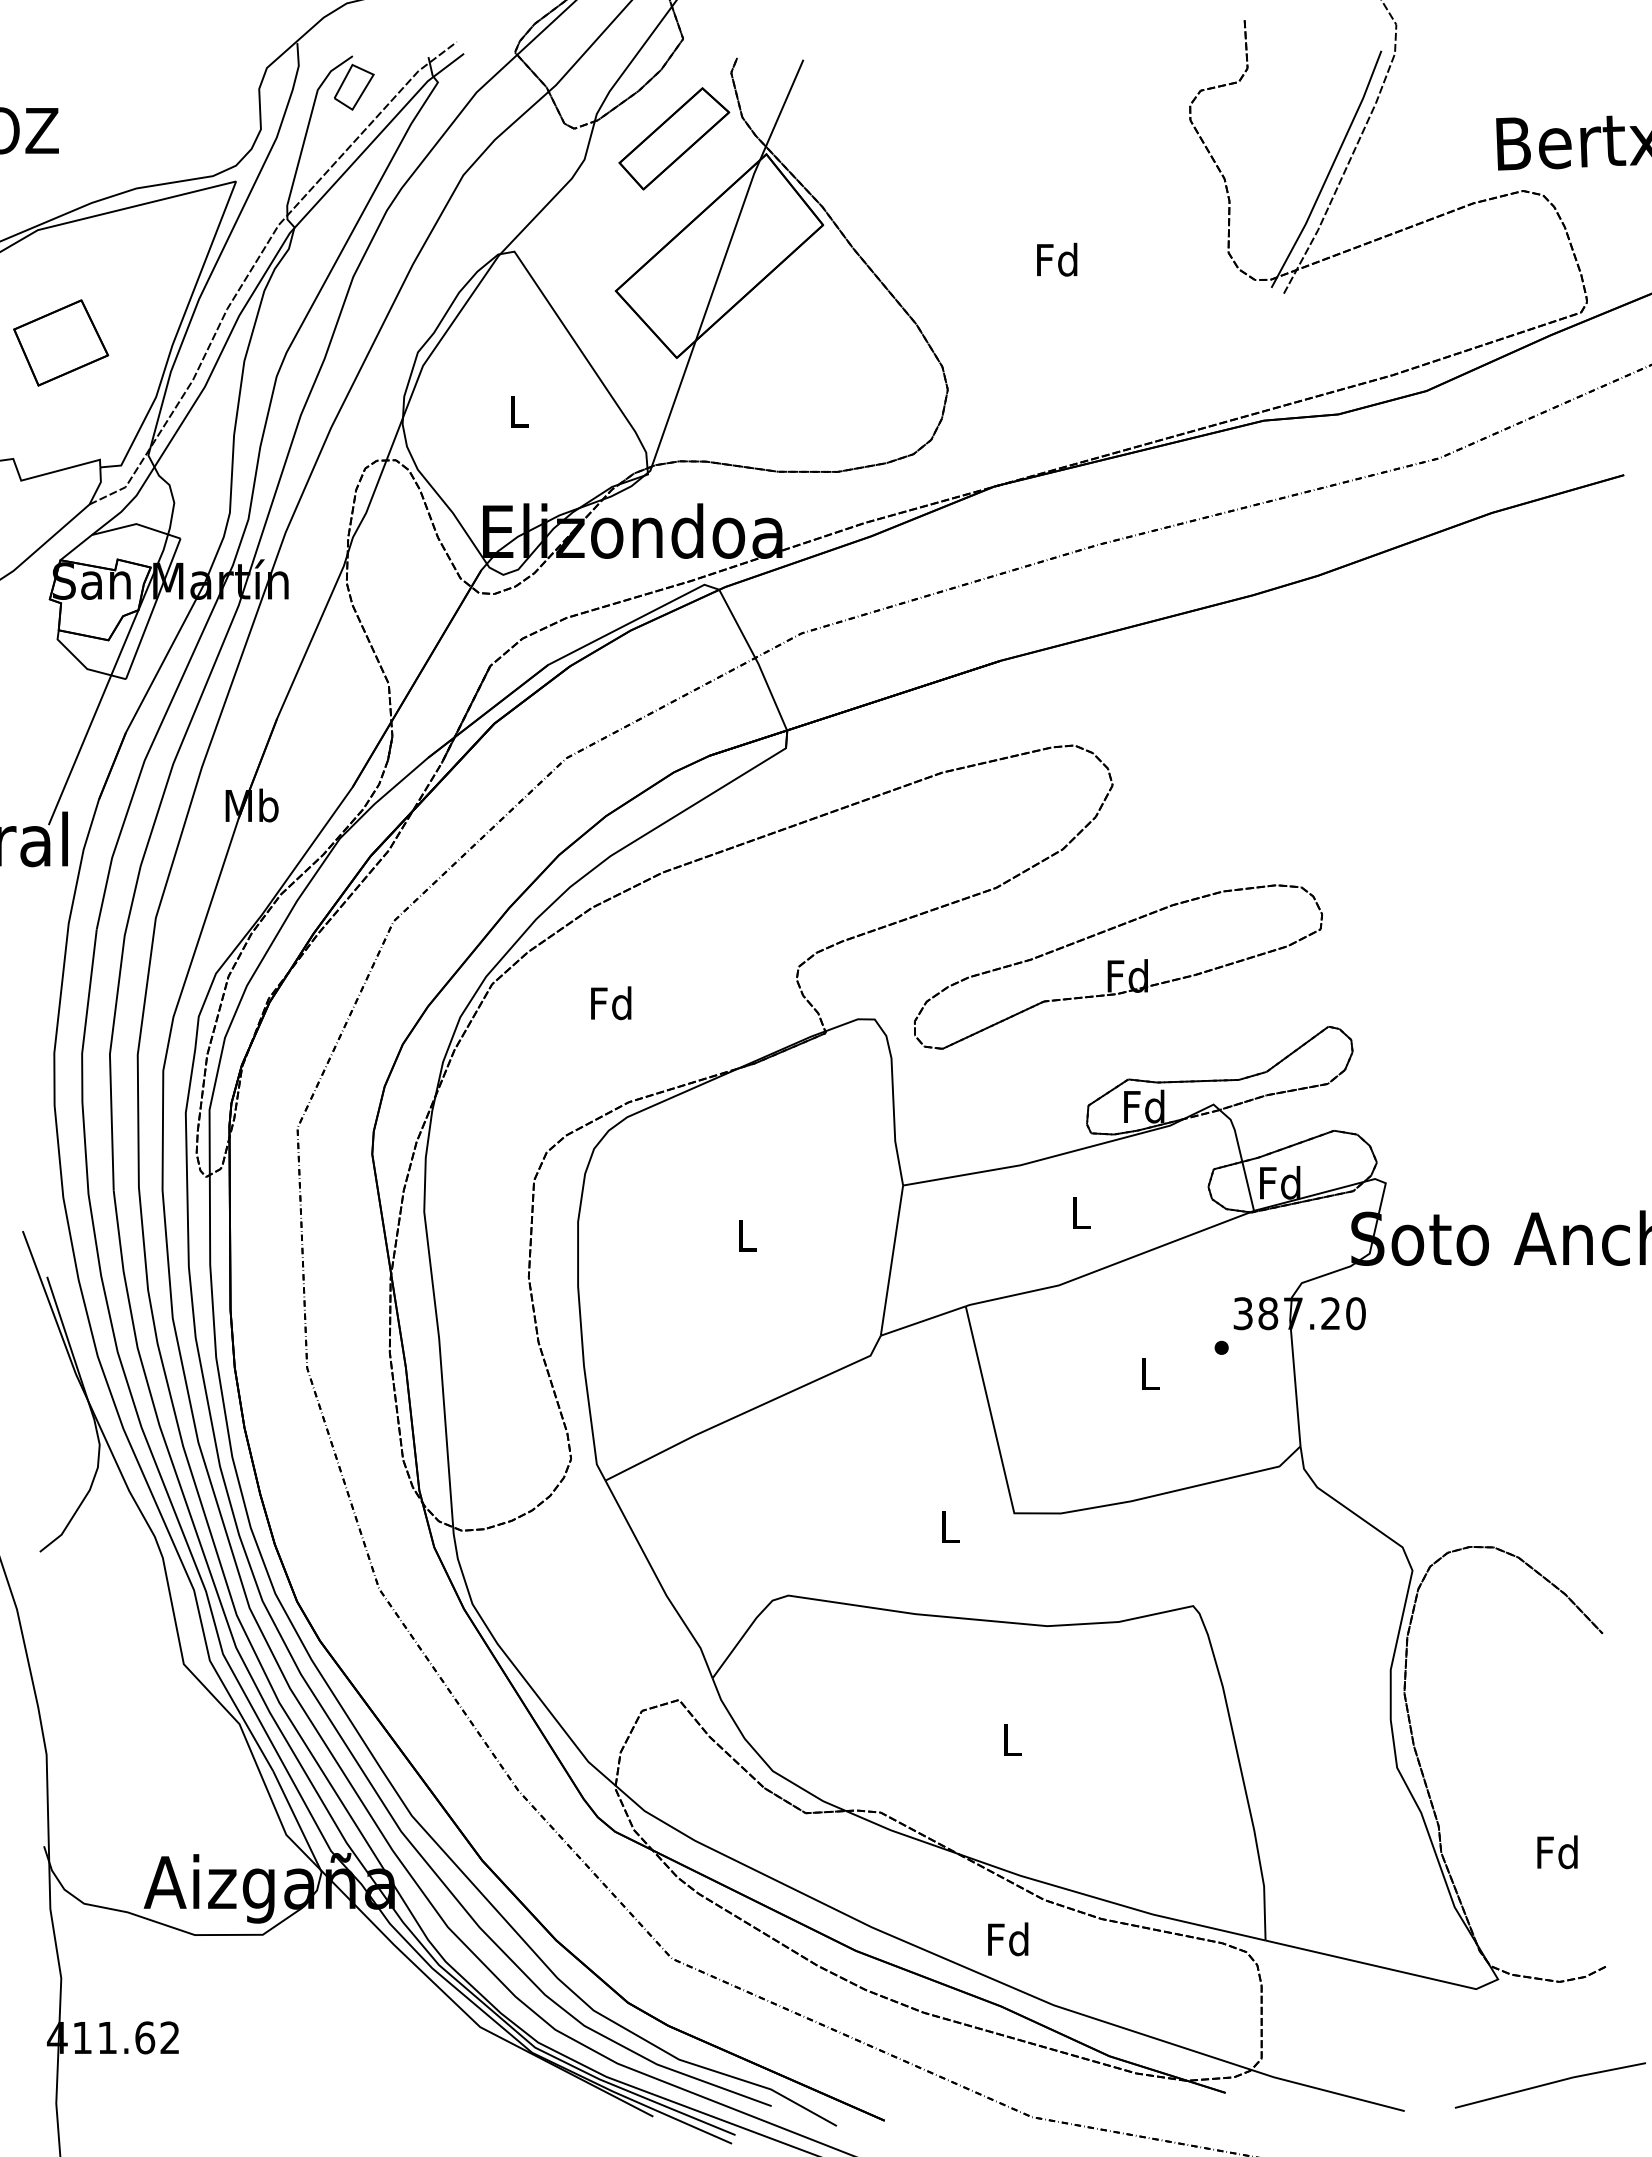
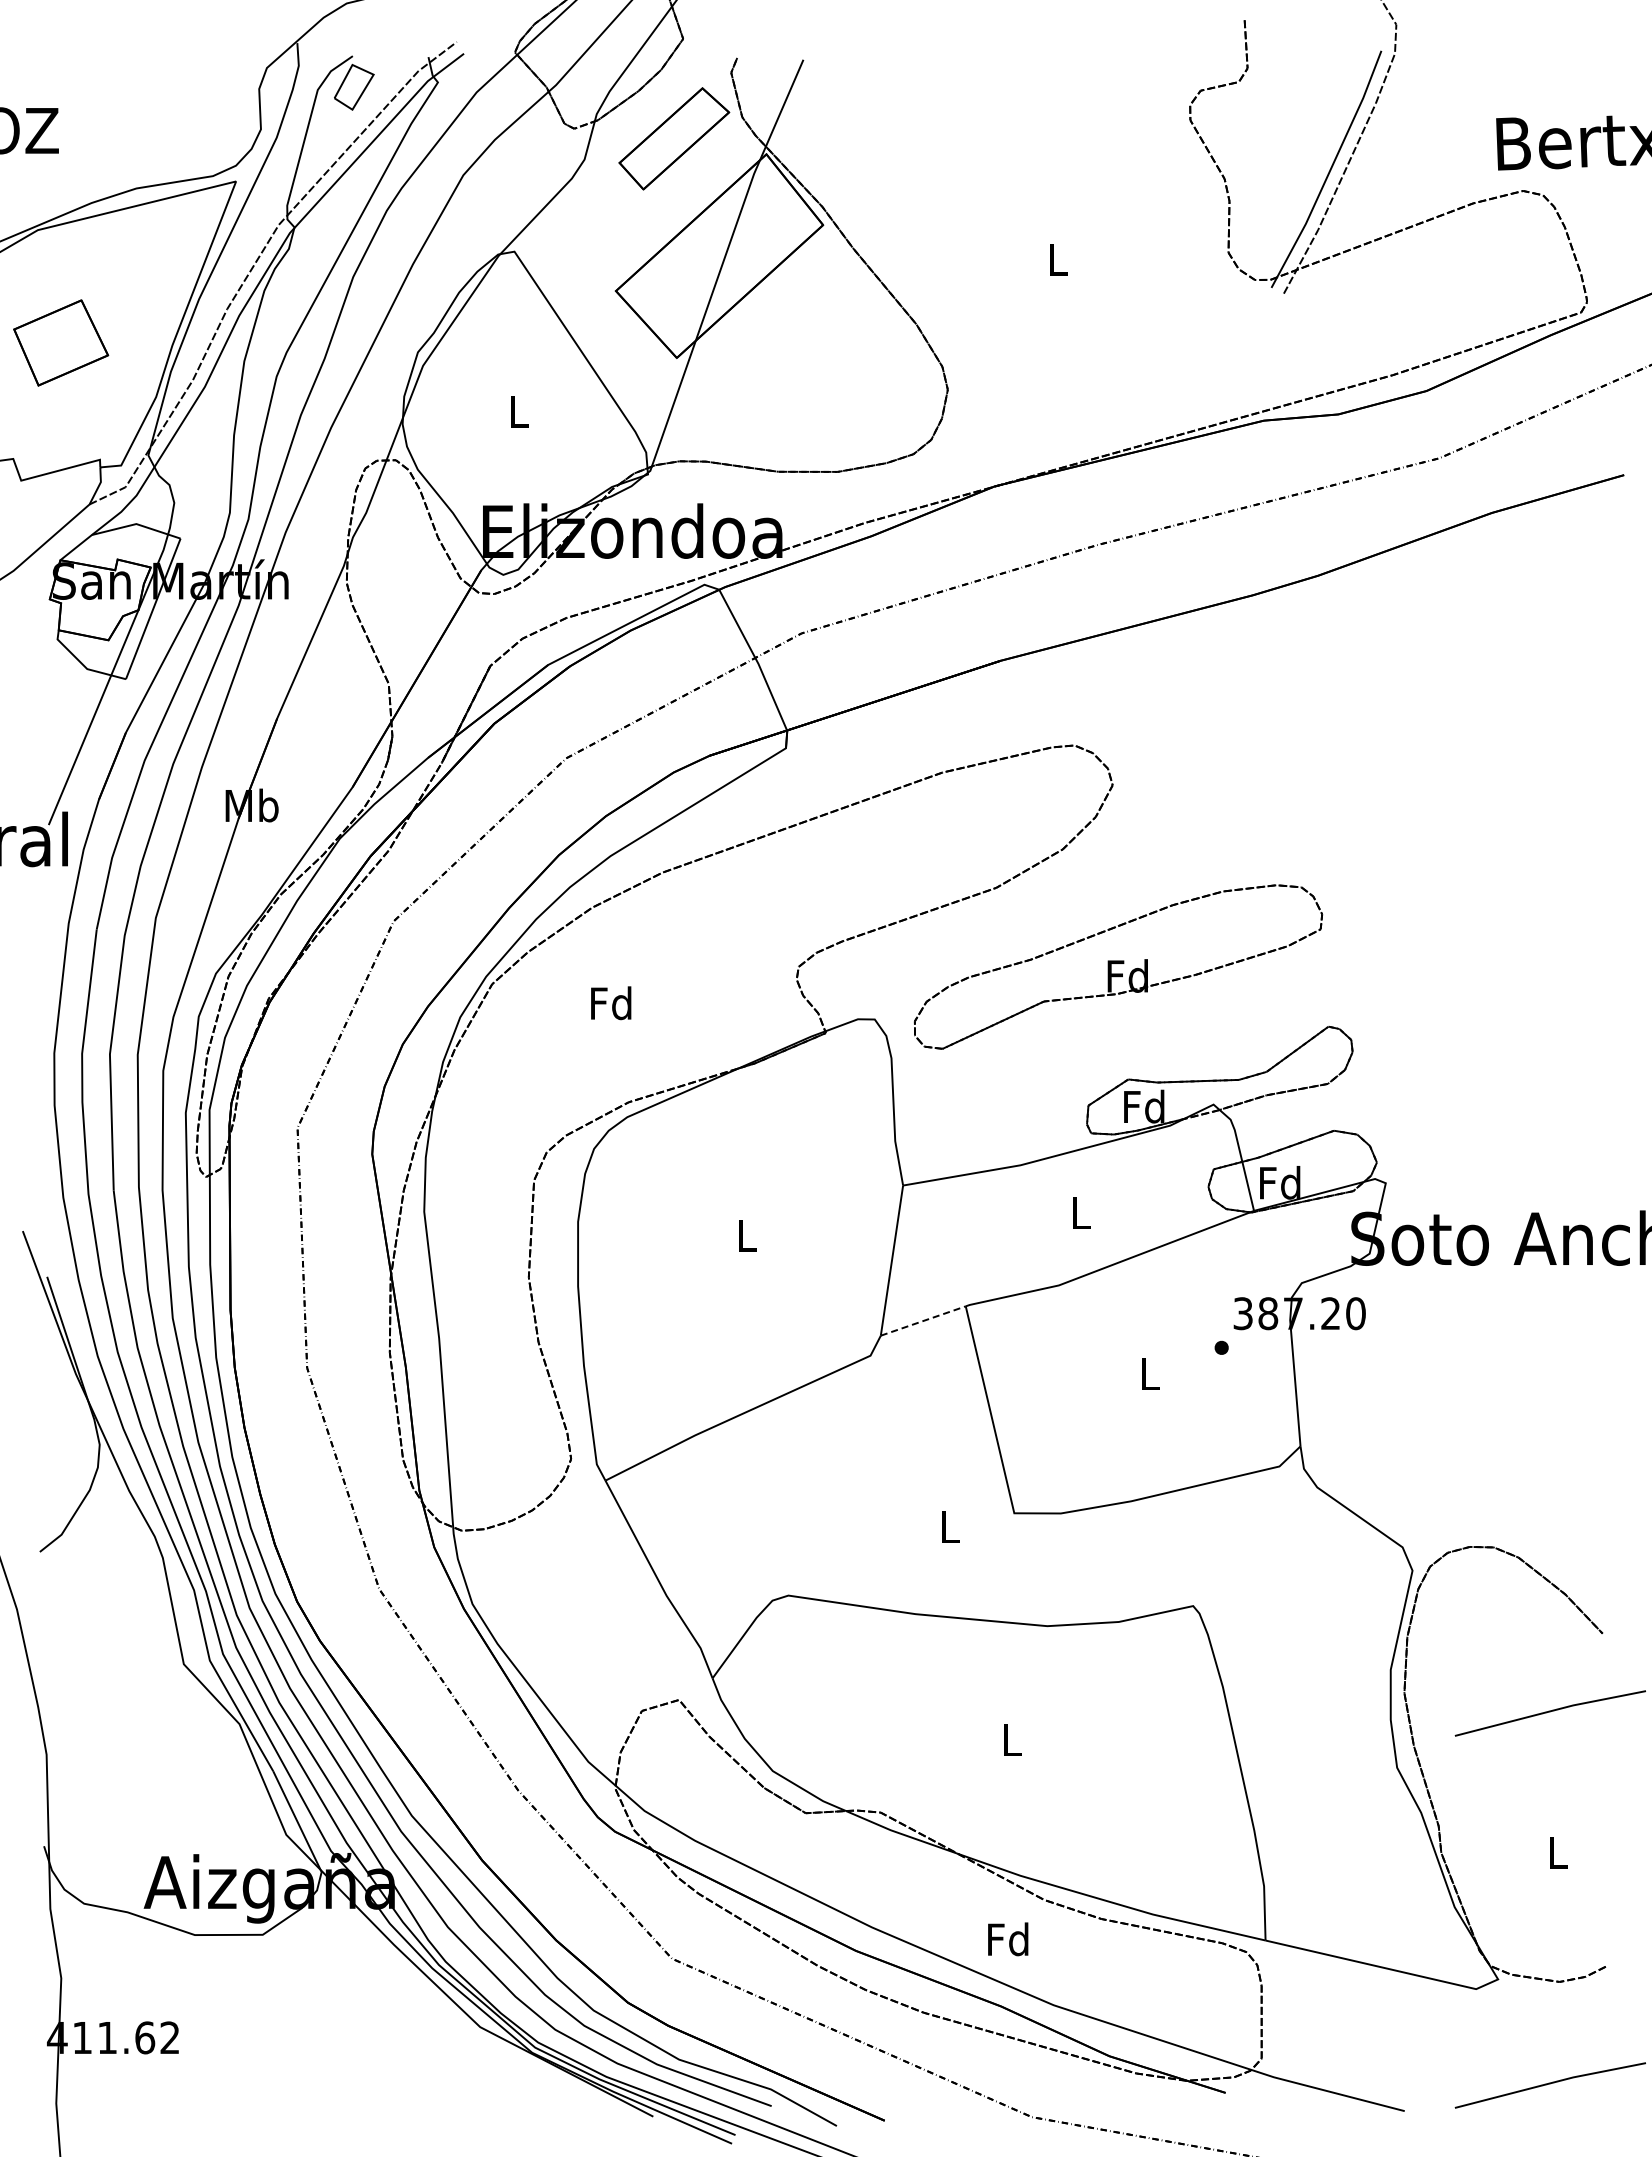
text: Fd -> L (1057, 259)
line: solid -> dashed (923, 1321)
line: none -> present (1549, 1712)
text: Fd -> L (1557, 1852)
